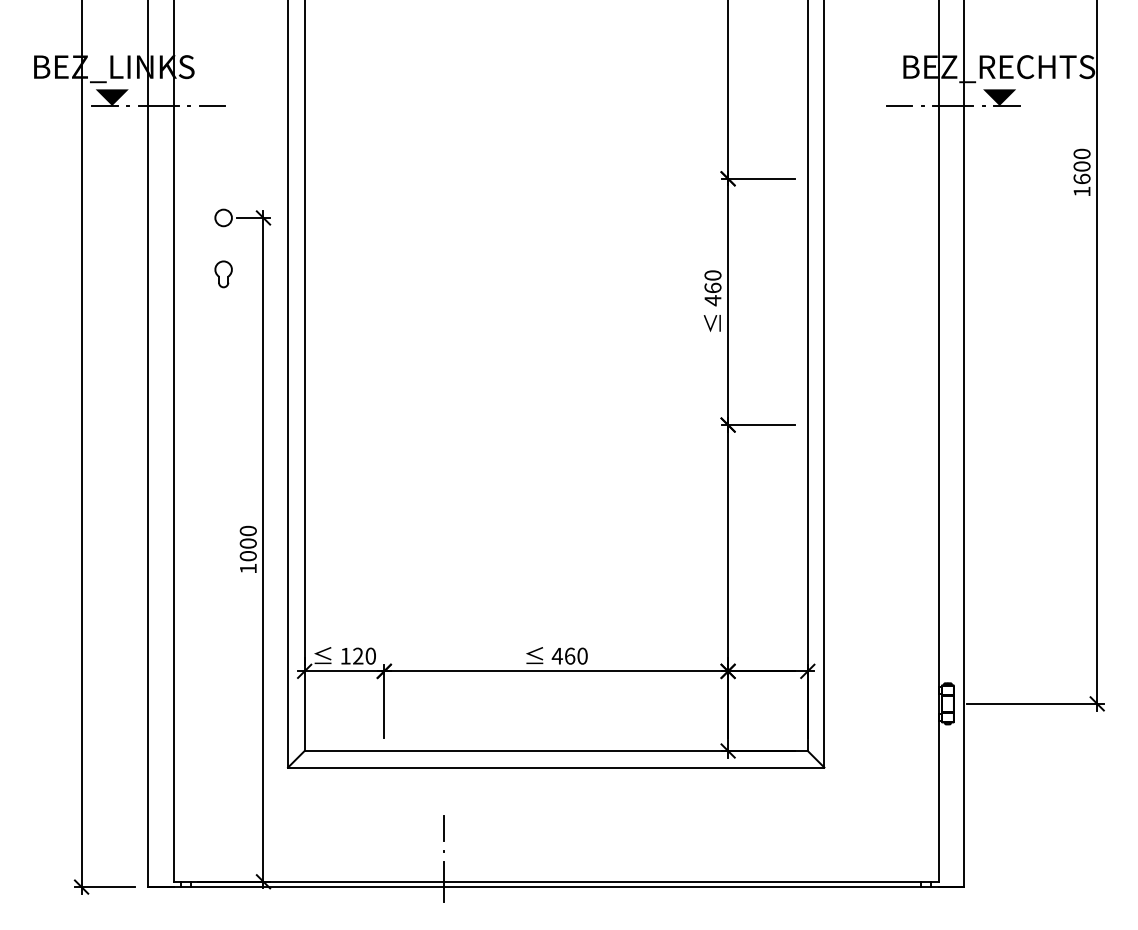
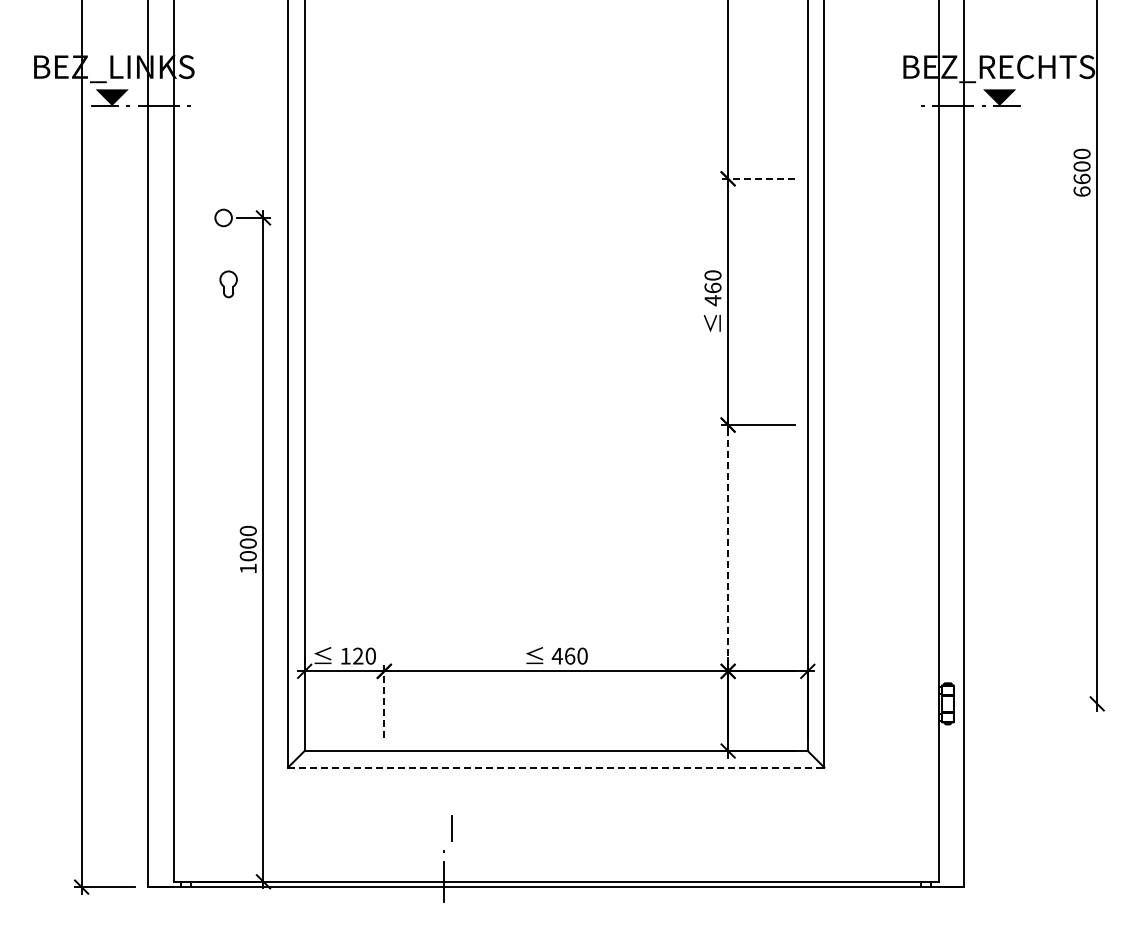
line: present -> none (212, 105)
line: present -> none (899, 105)
line: solid -> dashed (758, 178)
text: 1600 -> 6600 (1081, 191)
part position: (223, 274) -> (228, 284) (228, 284)
line: solid -> dashed (728, 548)
line: solid -> dashed (384, 701)
line: present -> none (1035, 703)
line: solid -> dashed (556, 767)
line position: (443, 828) -> (451, 828) (451, 828)
